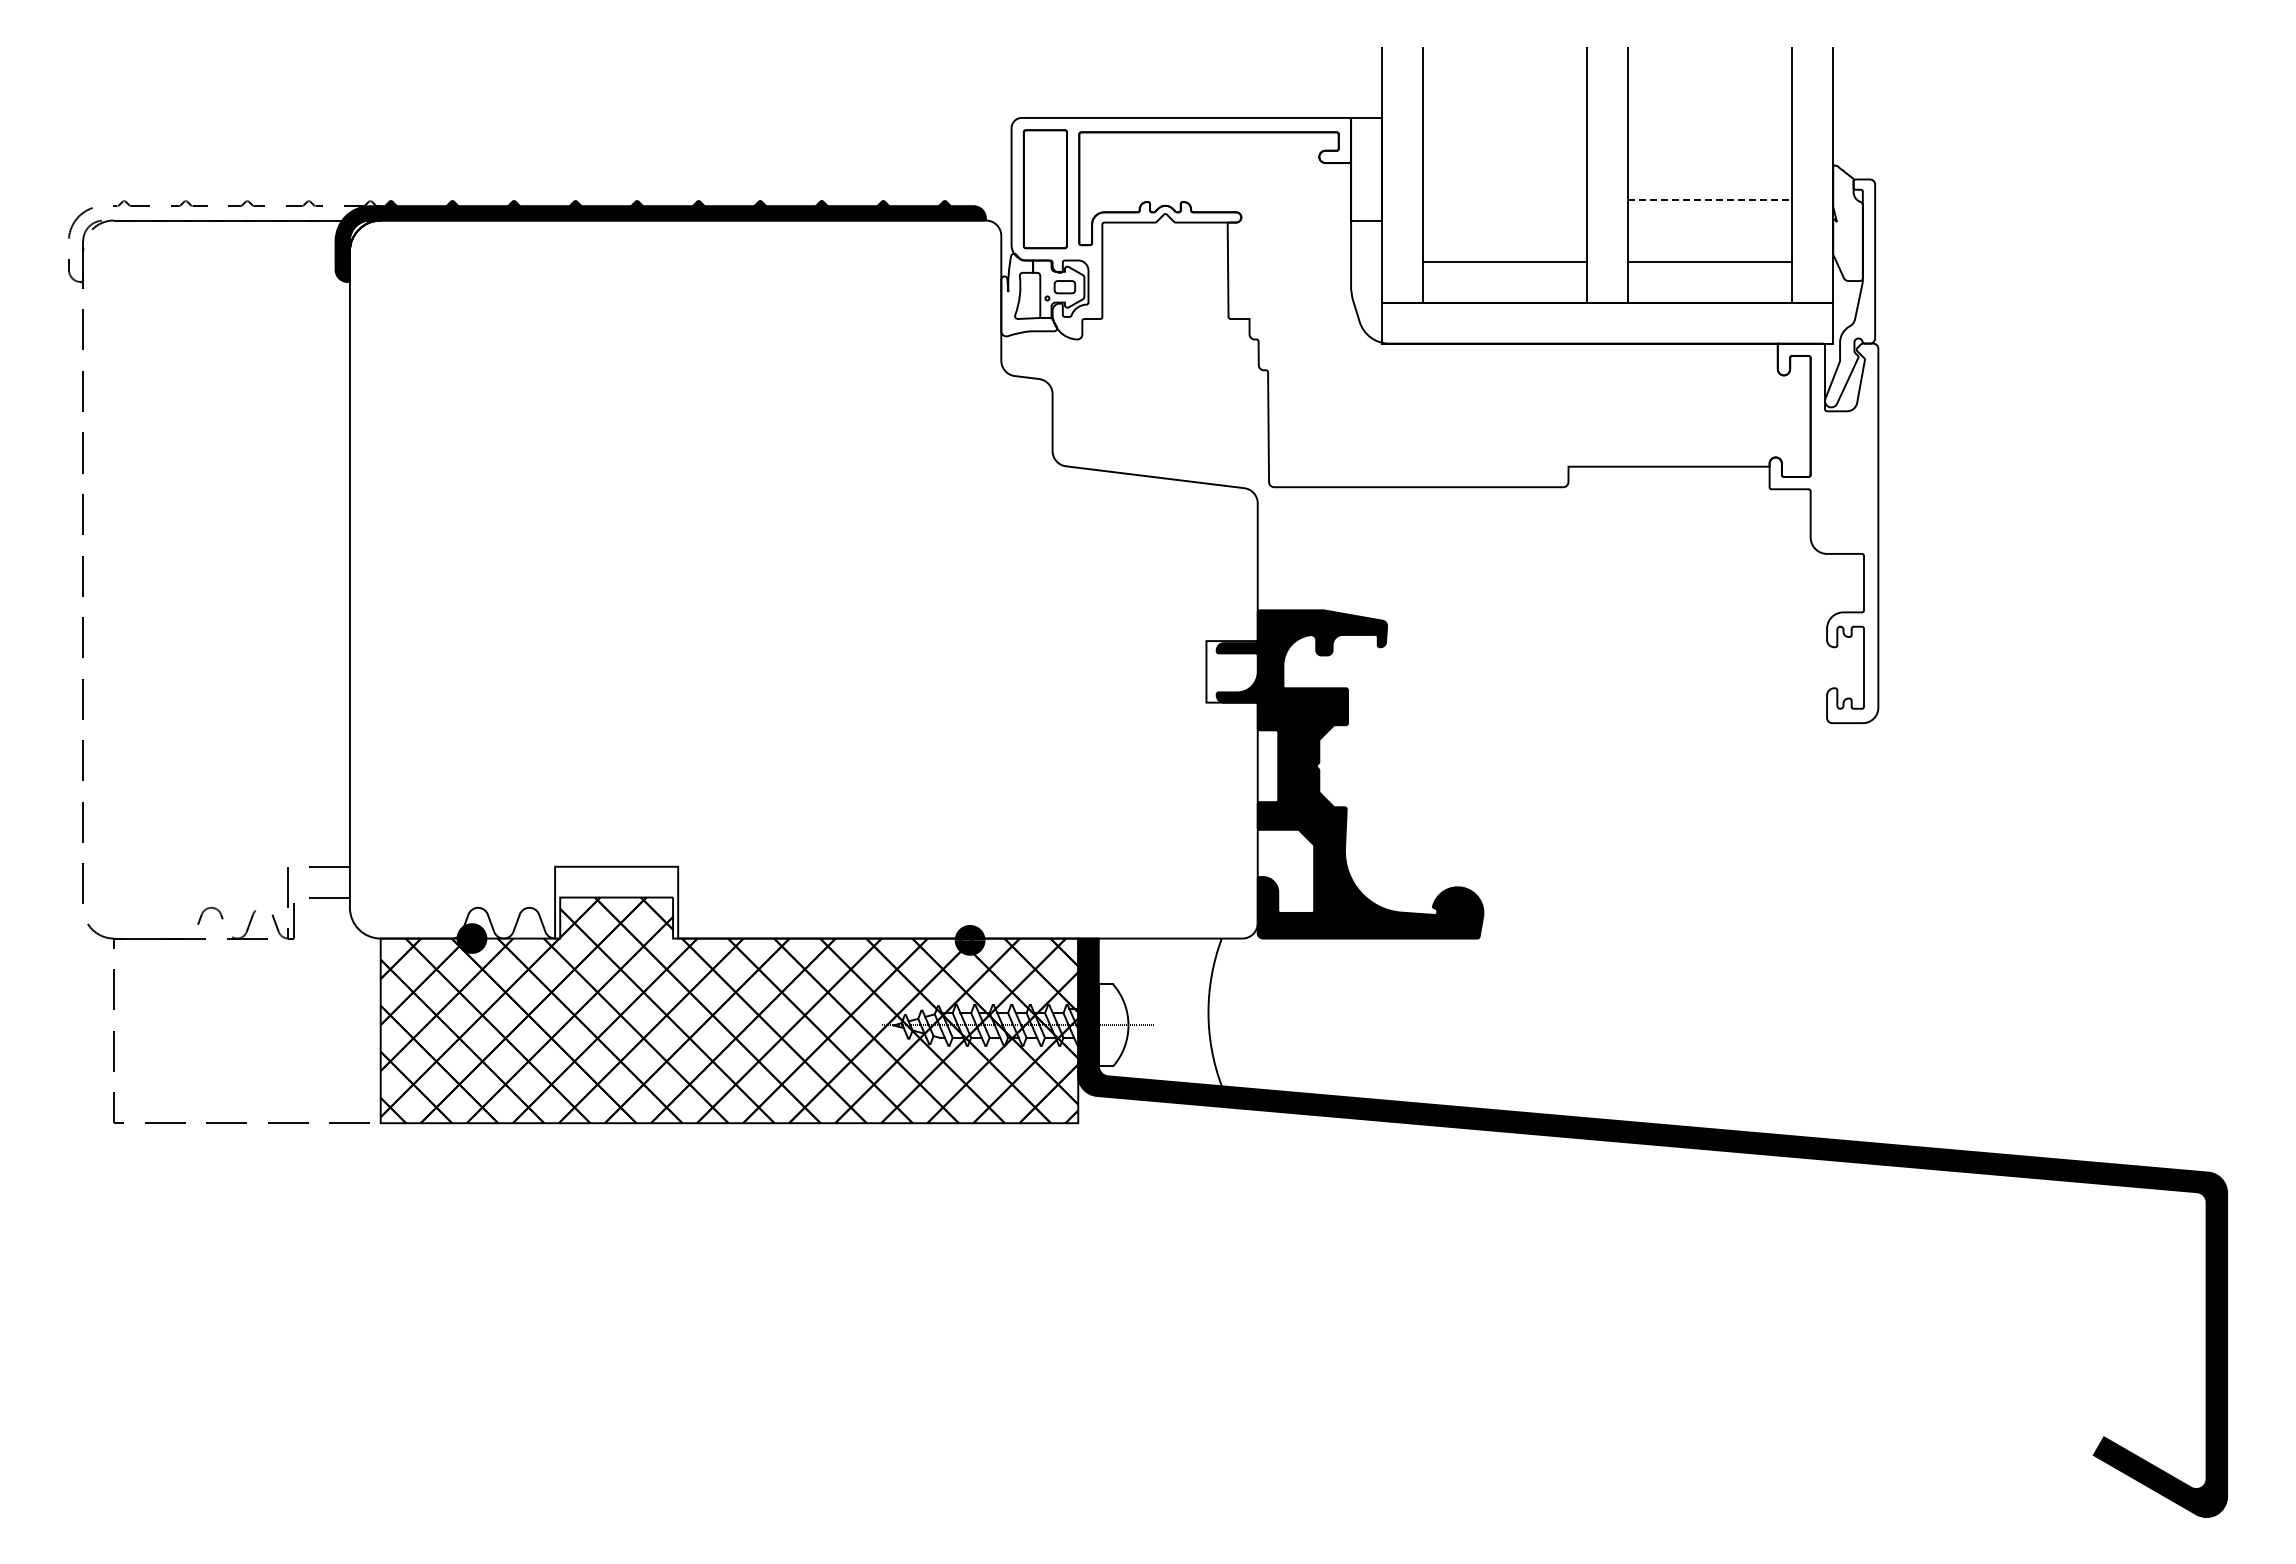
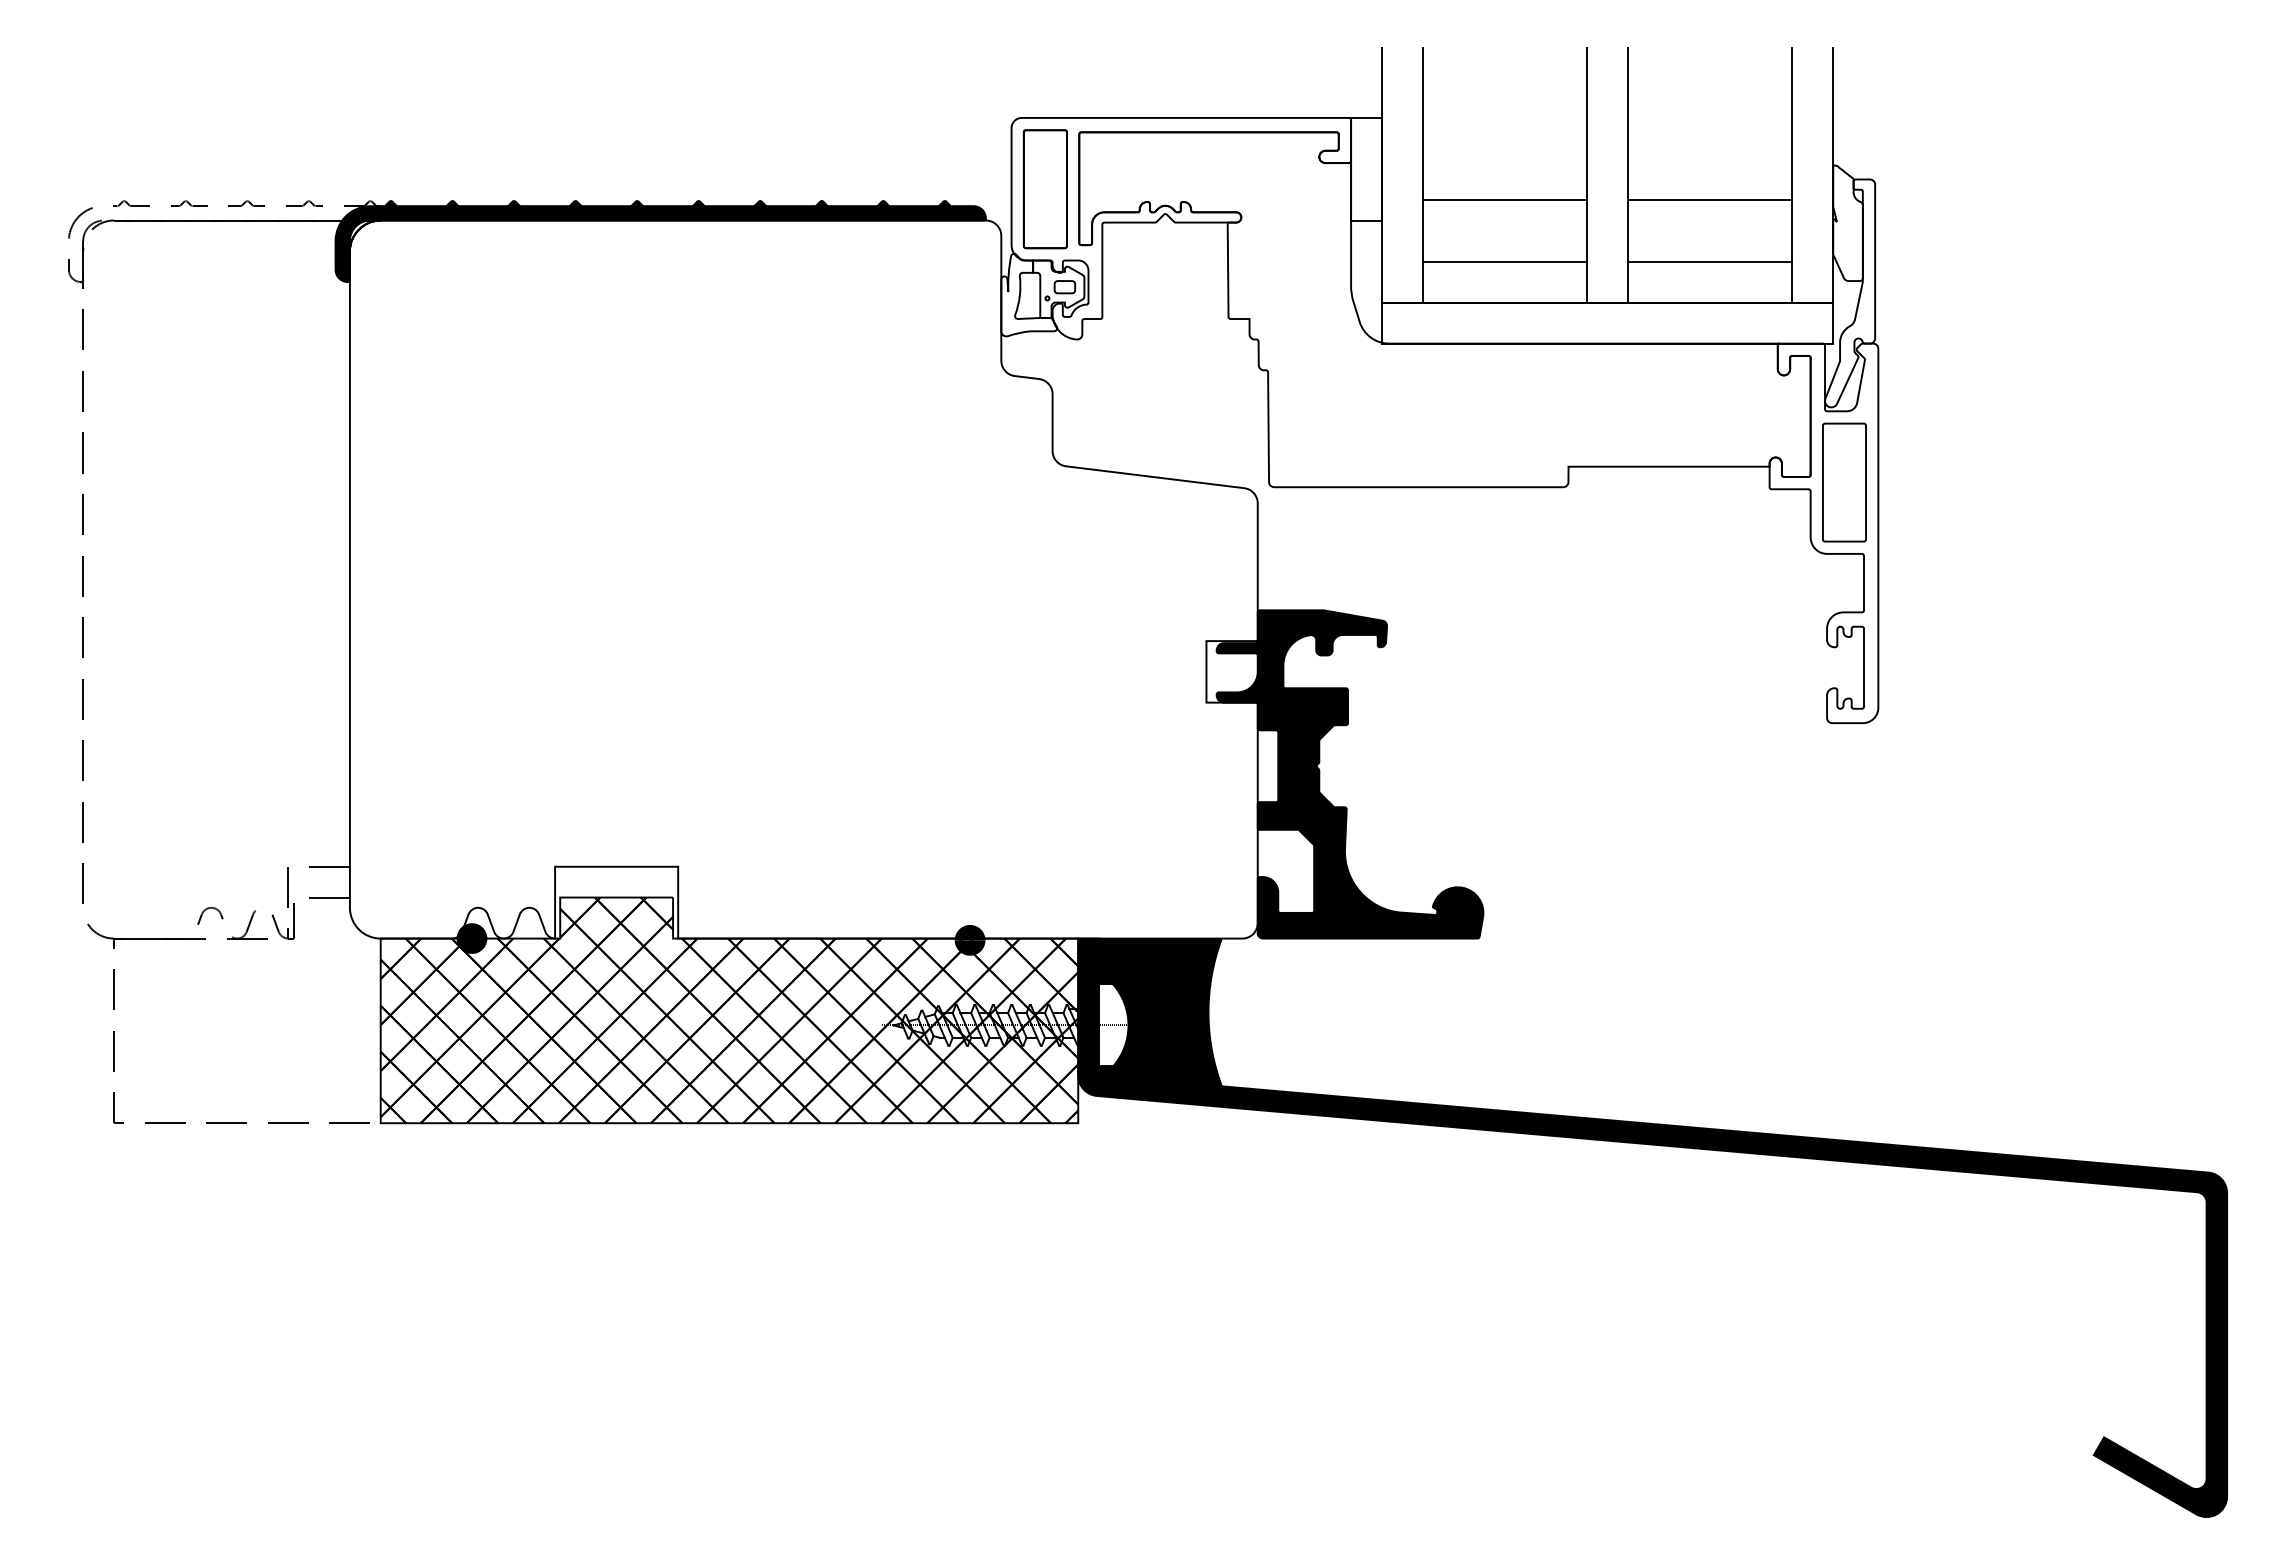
line: none -> present (1504, 200)
line: dashed -> solid (1710, 200)
part: none -> present (1844, 482)
fill: none -> present (1159, 1012)
